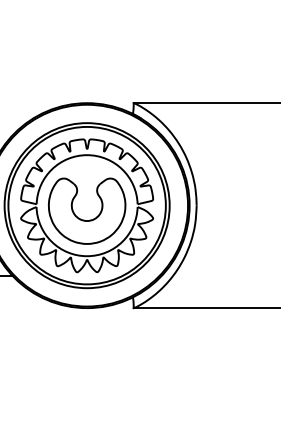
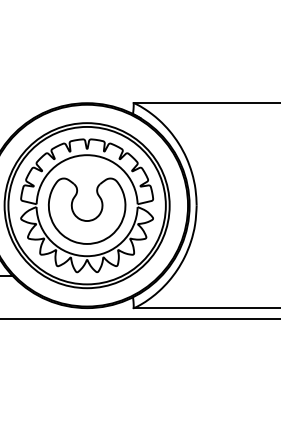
line: none -> present (139, 318)
